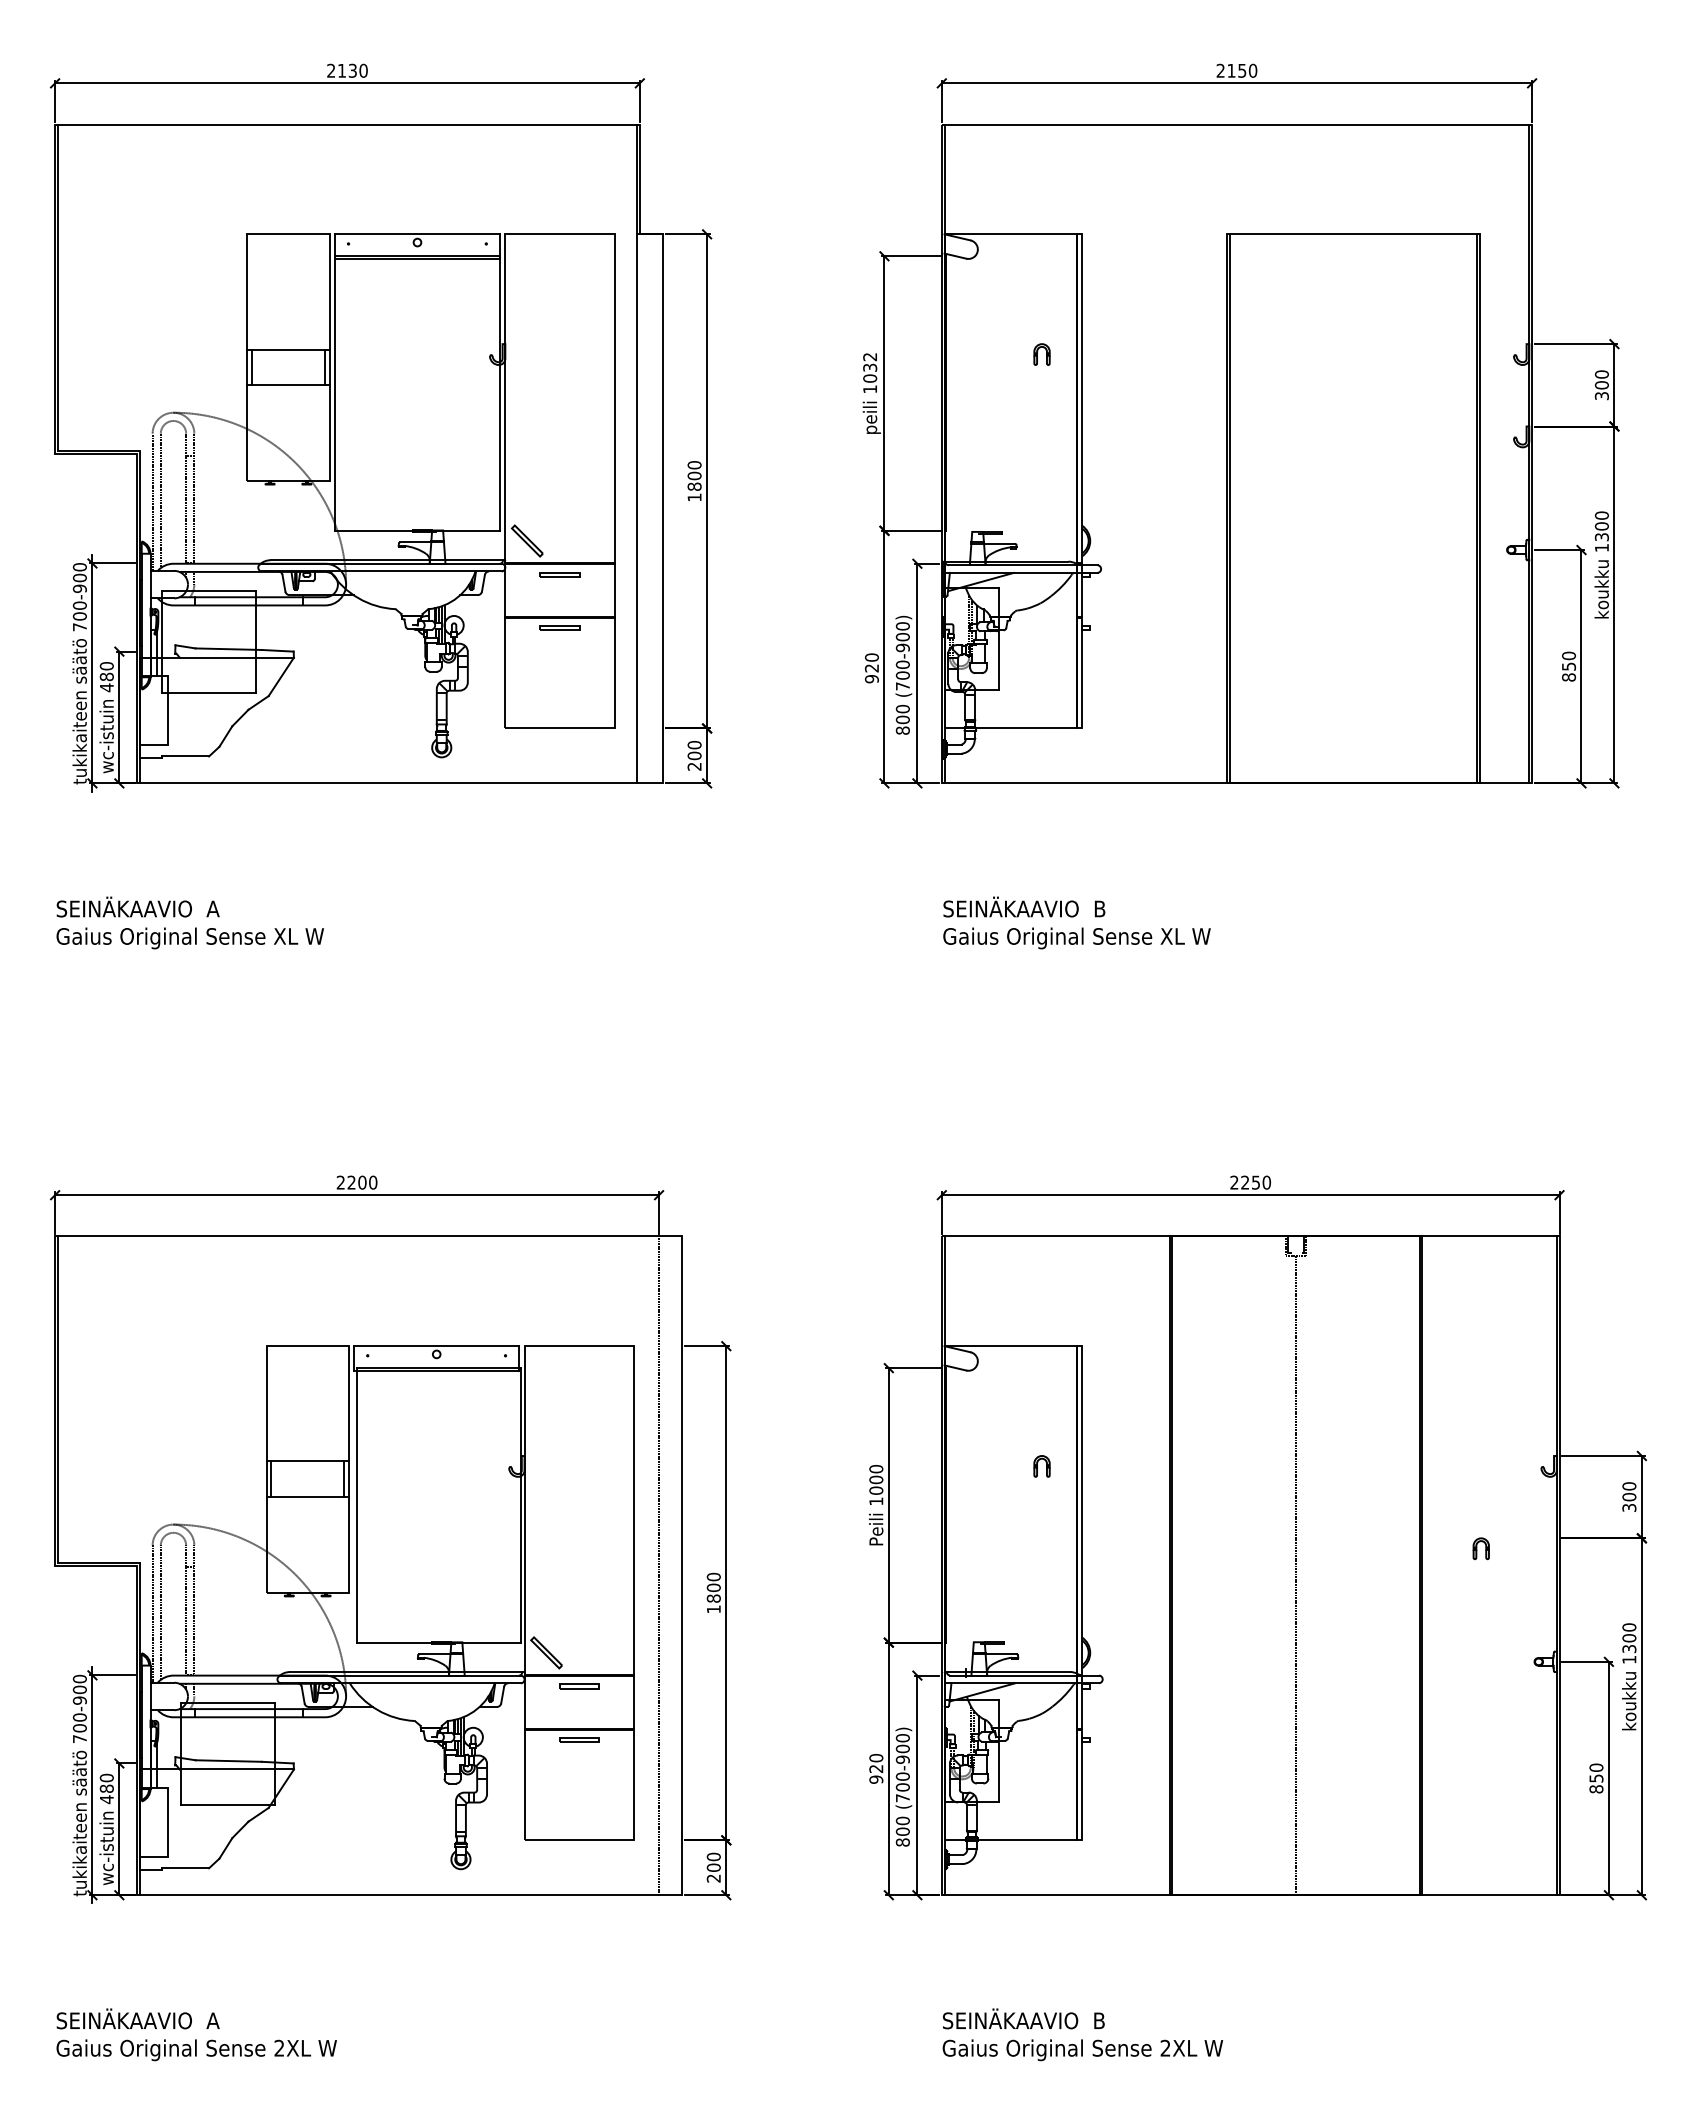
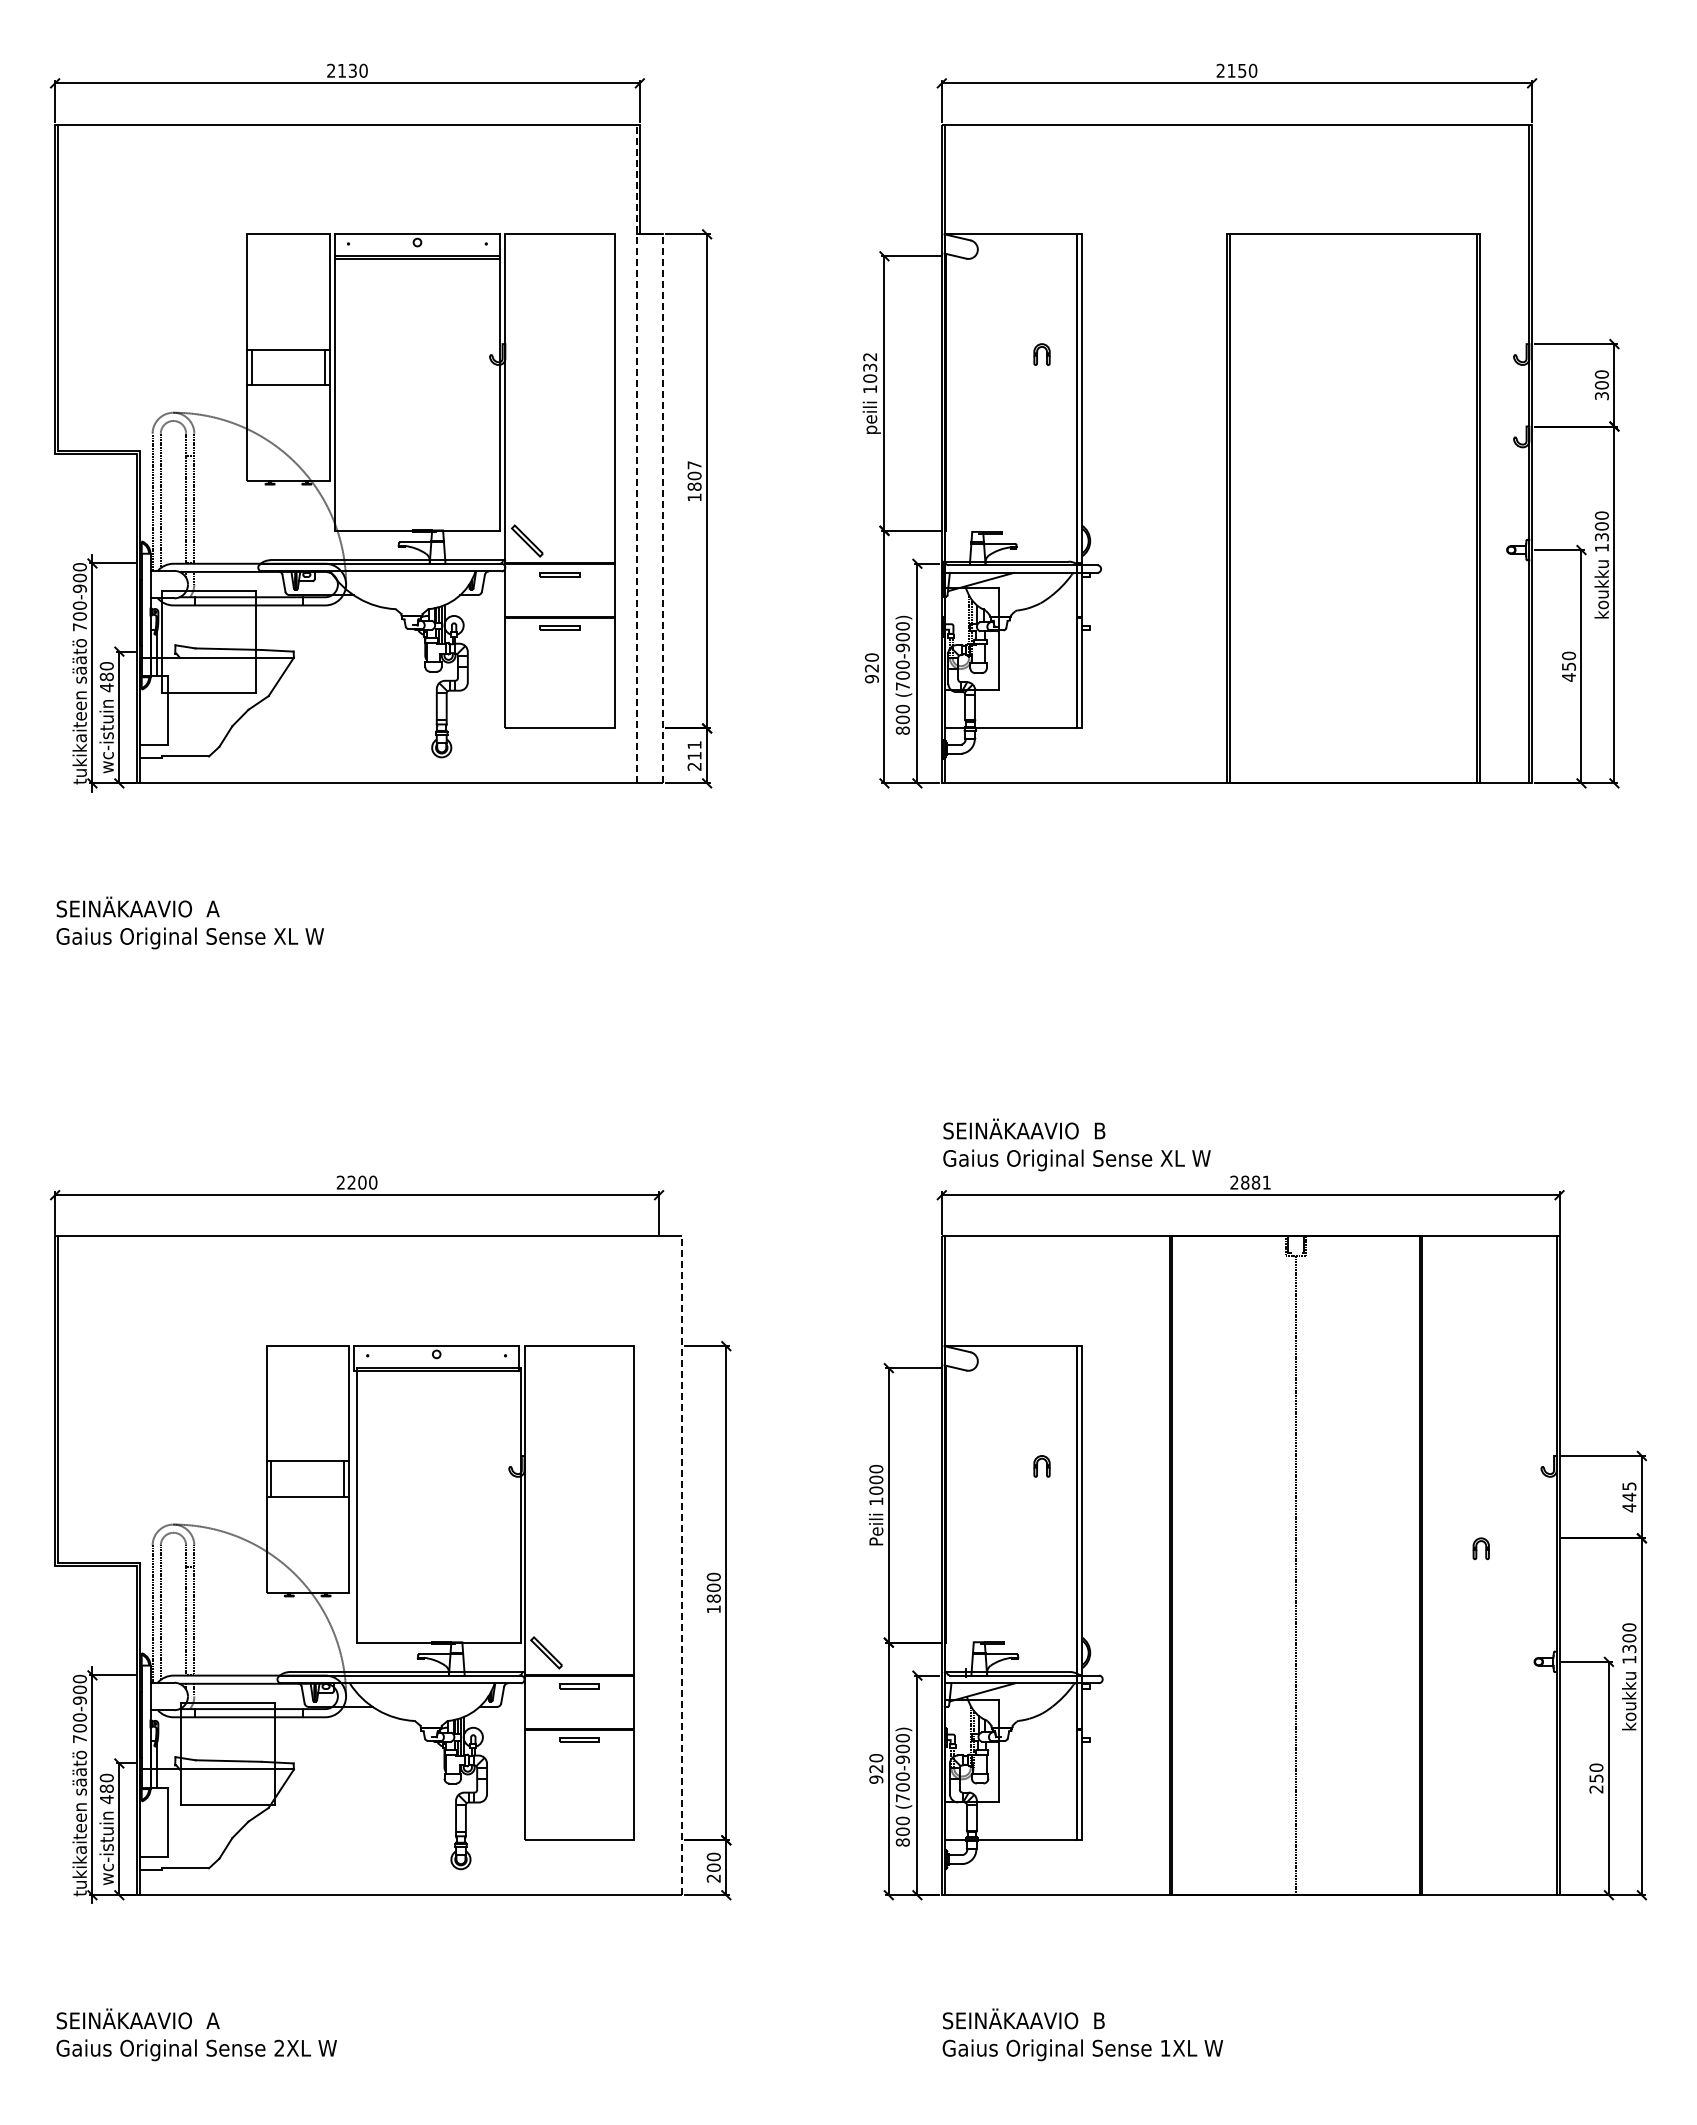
line: solid -> dashed (637, 453)
text: 1800 -> 1807 (694, 465)
line: solid -> dashed (663, 508)
text: 850 -> 450 (1569, 677)
text: 200 -> 211 (694, 750)
text position: (1076, 922) -> (1076, 1144) (1076, 1144)
text: 2250 -> 2881 (1256, 1182)
text: 300 -> 445 (1629, 1497)
line: present -> none (659, 1565)
line: solid -> dashed (682, 1565)
text: 850 -> 250 (1596, 1789)
text: 2XL -> 1XL (1165, 2047)
